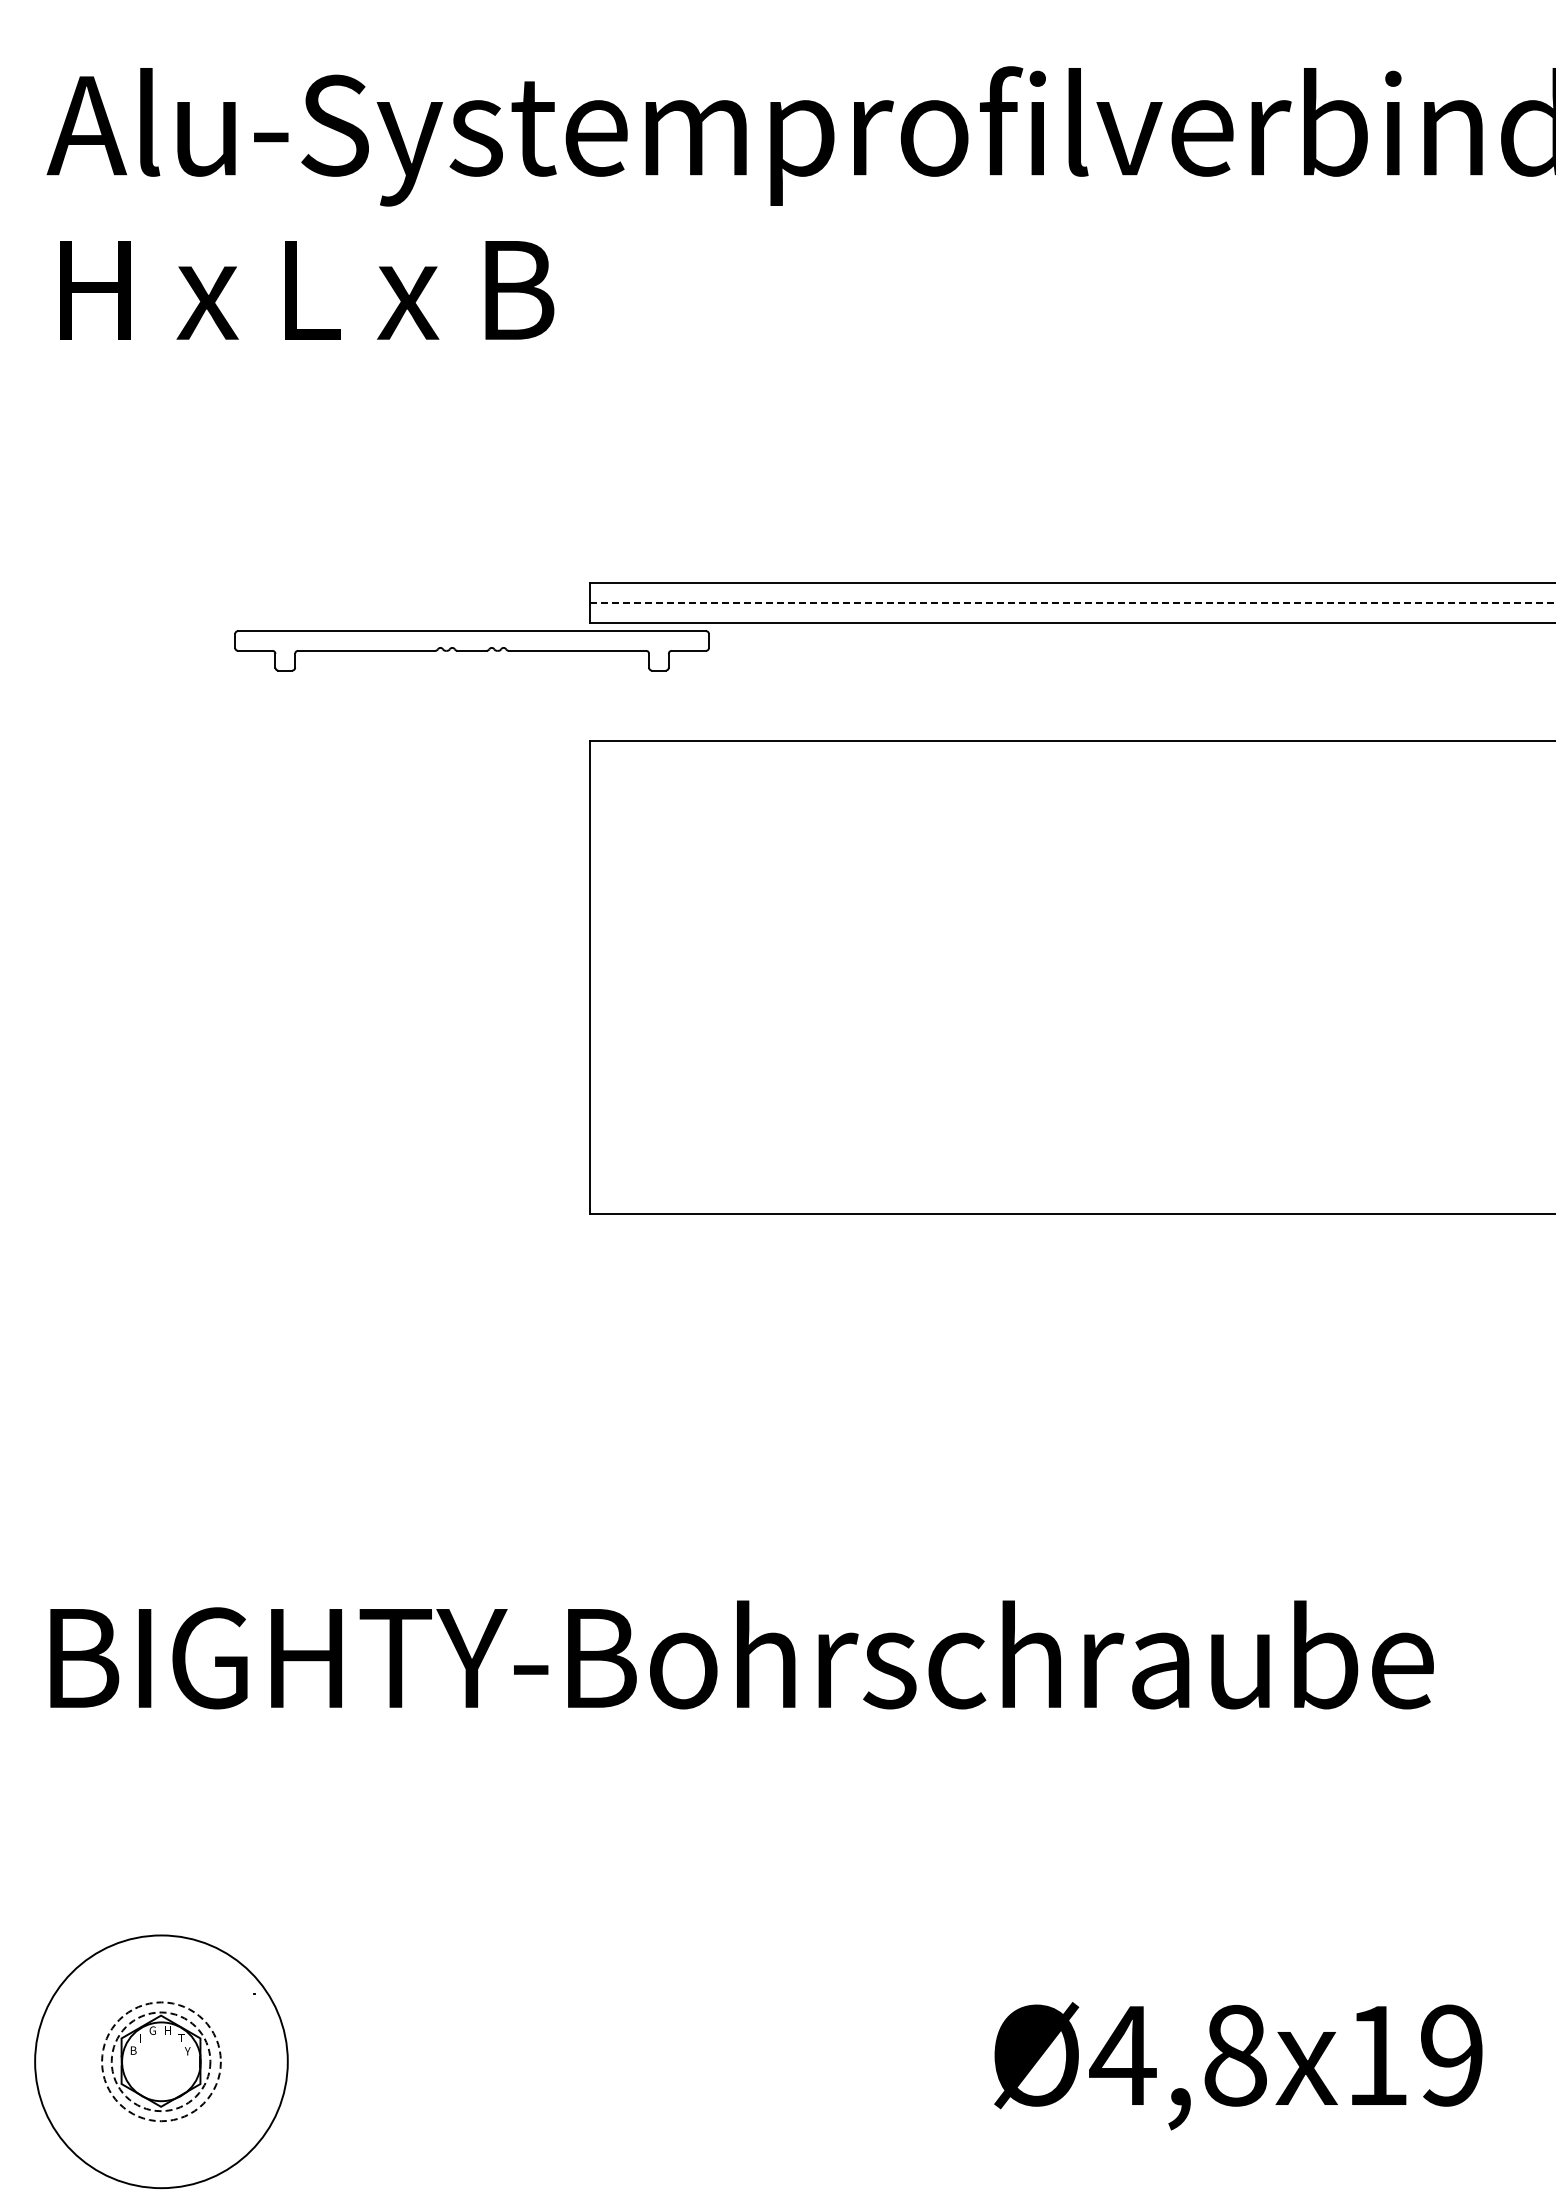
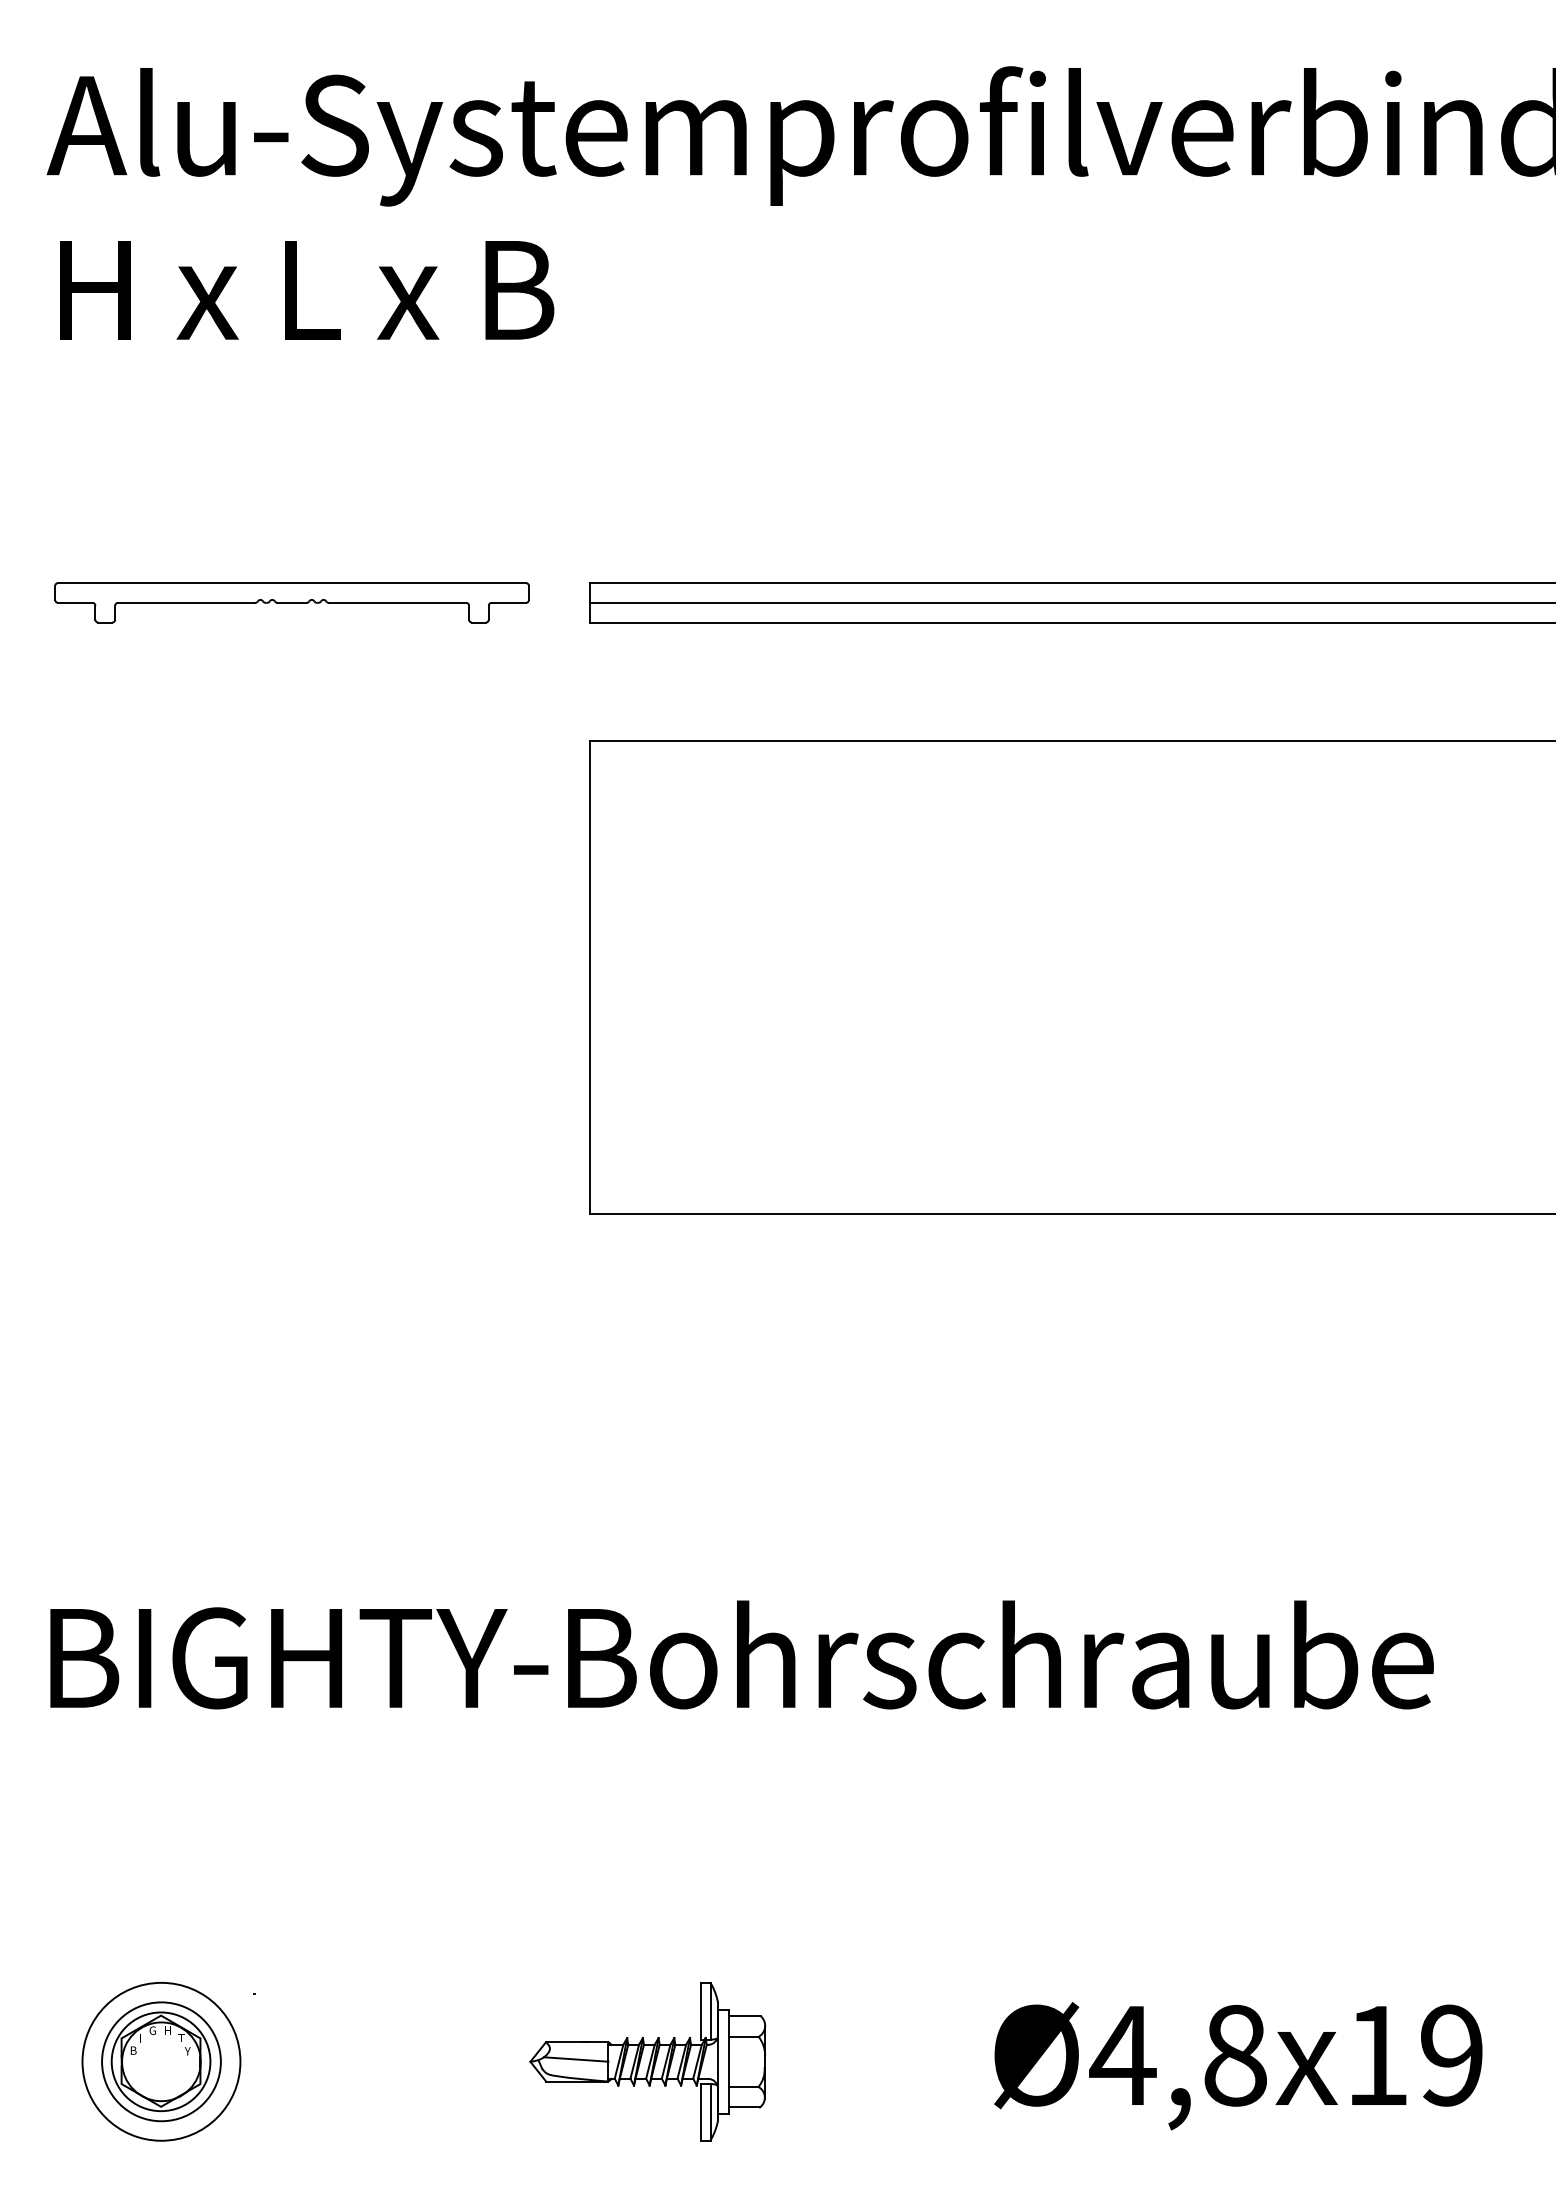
line: dashed -> solid (1072, 602)
part position: (471, 650) -> (291, 602) (291, 602)
circle: dashed -> solid (160, 2061)
circle diameter: 253 px -> 158 px (161, 2061)
circle: dashed -> solid (161, 2061)
part: none -> present (647, 2061)
